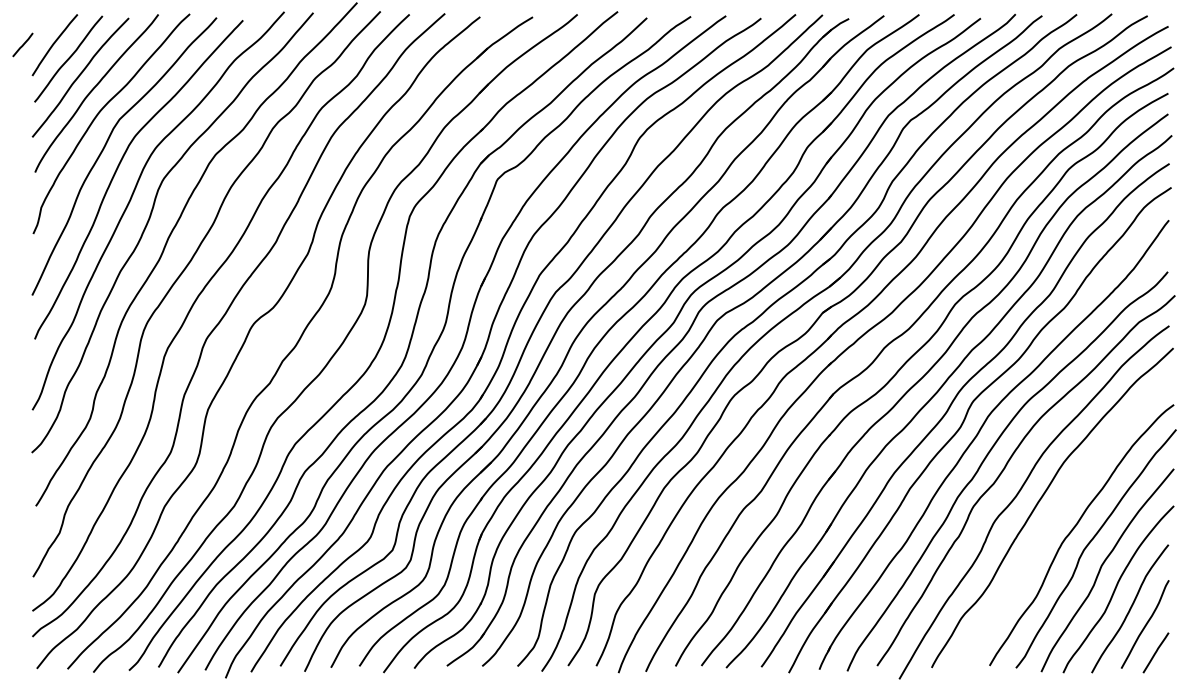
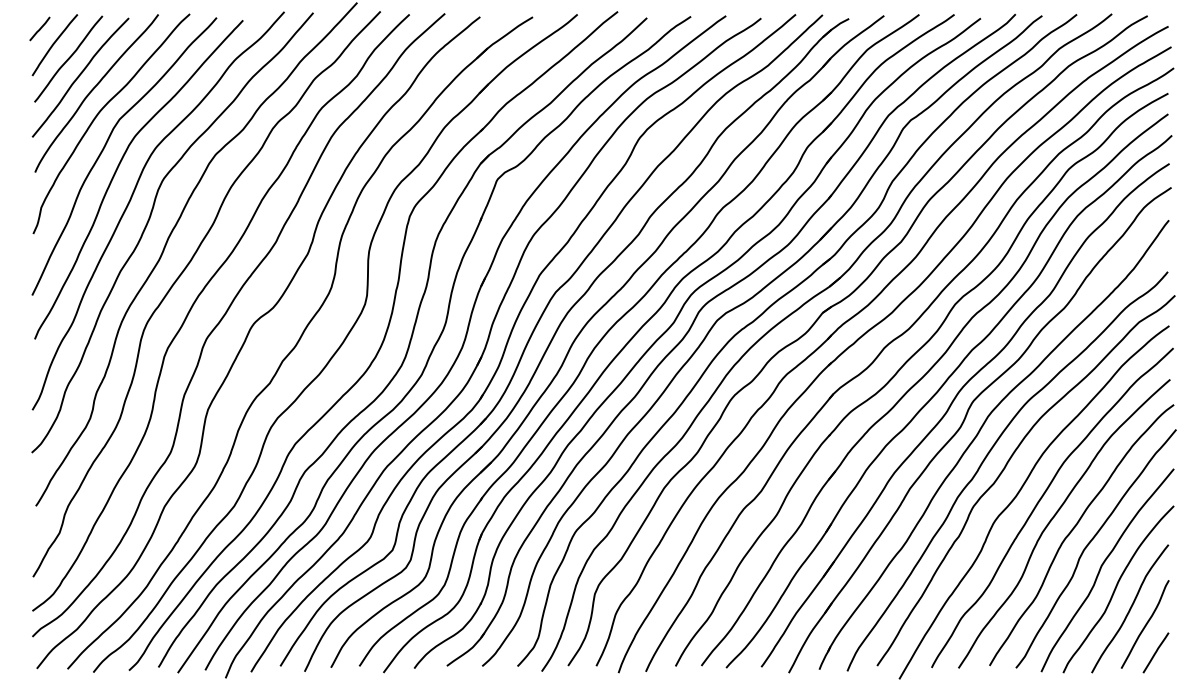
line position: (22, 44) -> (39, 28) (39, 28)
curve: none -> present (1055, 516)
